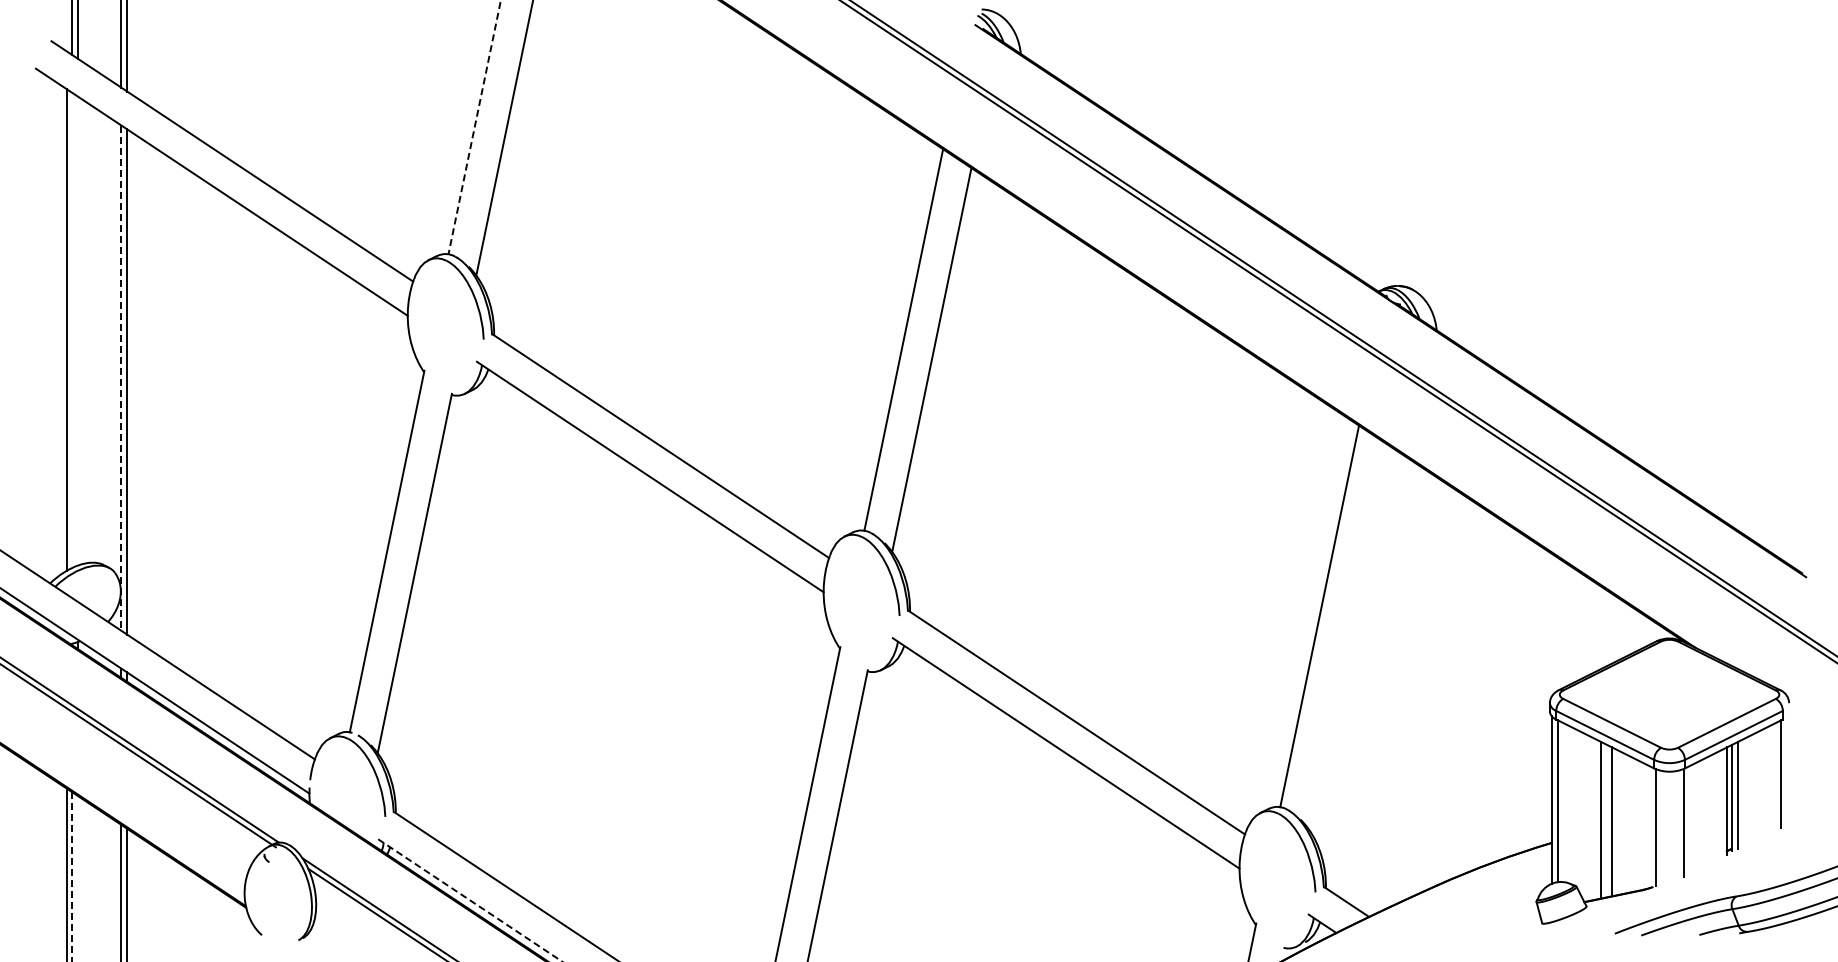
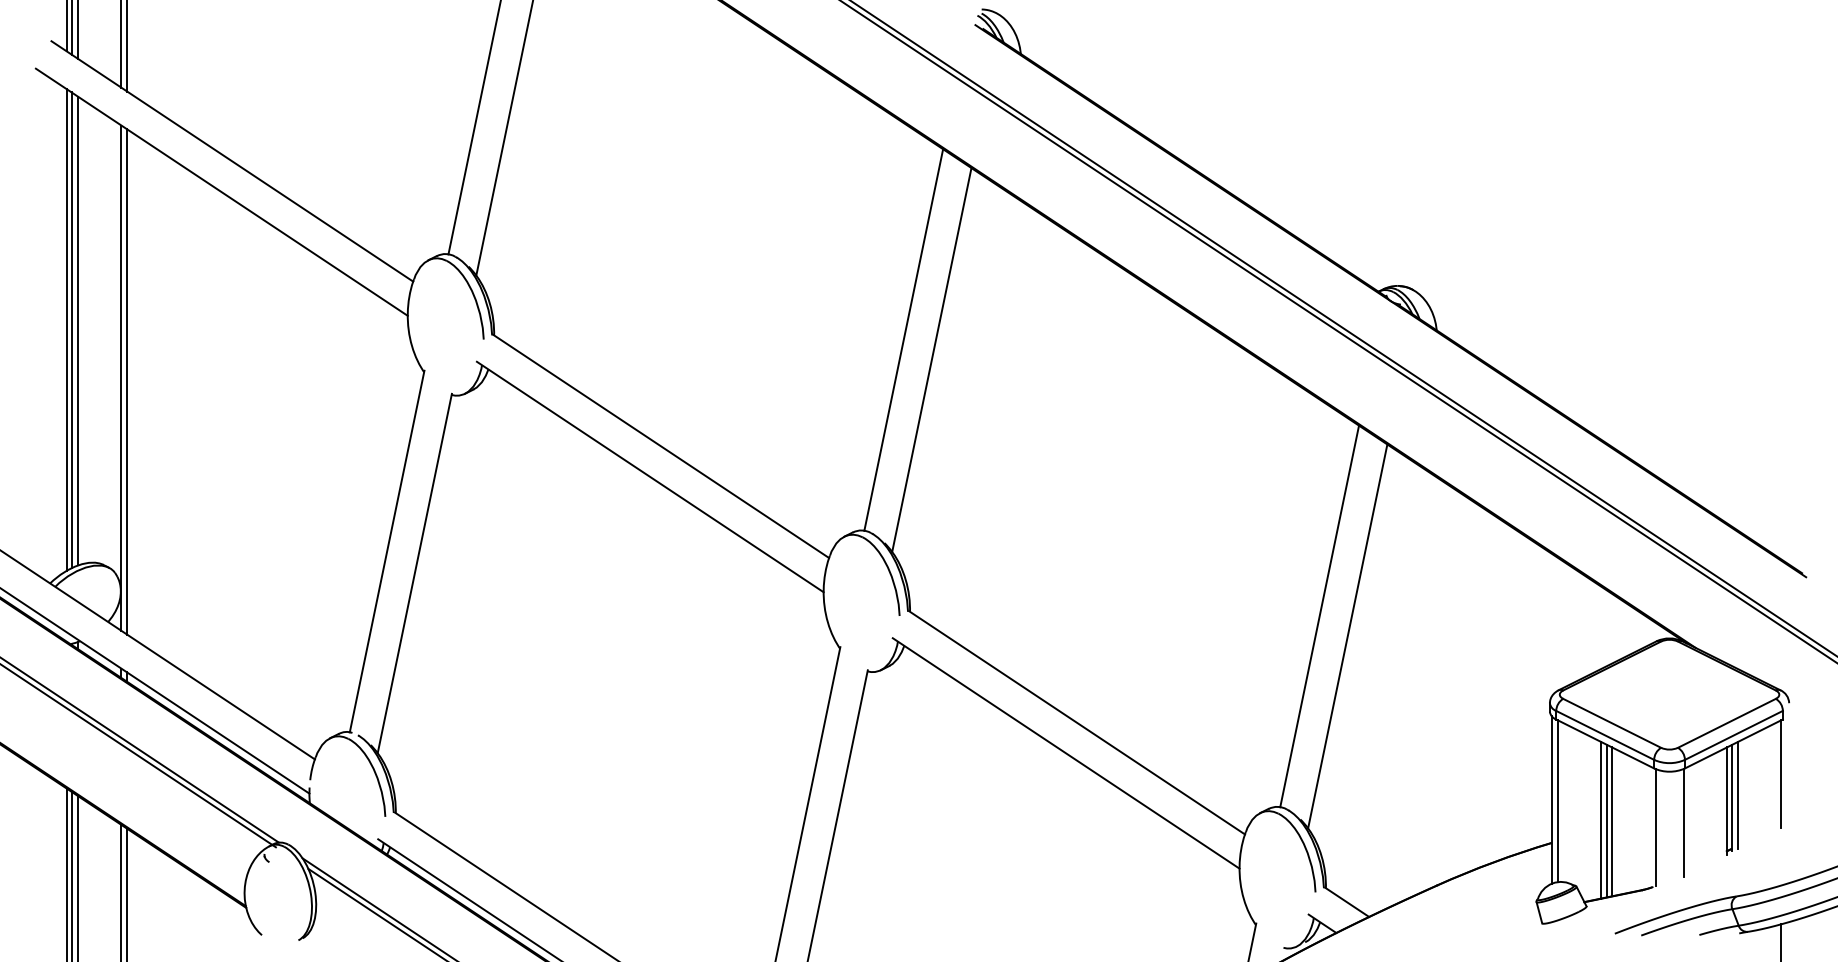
line: none -> present (66, 26)
line: dashed -> solid (474, 127)
line: none -> present (71, 330)
line: none -> present (78, 330)
line: dashed -> solid (121, 378)
line: none -> present (1347, 636)
line: none -> present (1607, 821)
line: dashed -> solid (71, 876)
line: none -> present (78, 877)
line: dashed -> solid (470, 900)
line: none -> present (1781, 941)
